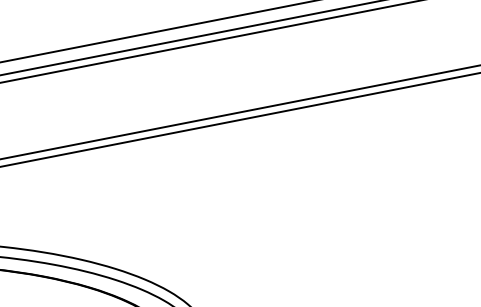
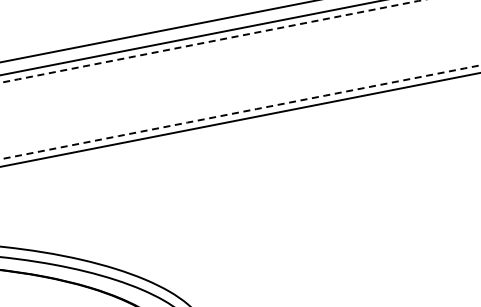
arc: solid -> dashed (212, 41)
arc: solid -> dashed (241, 112)
